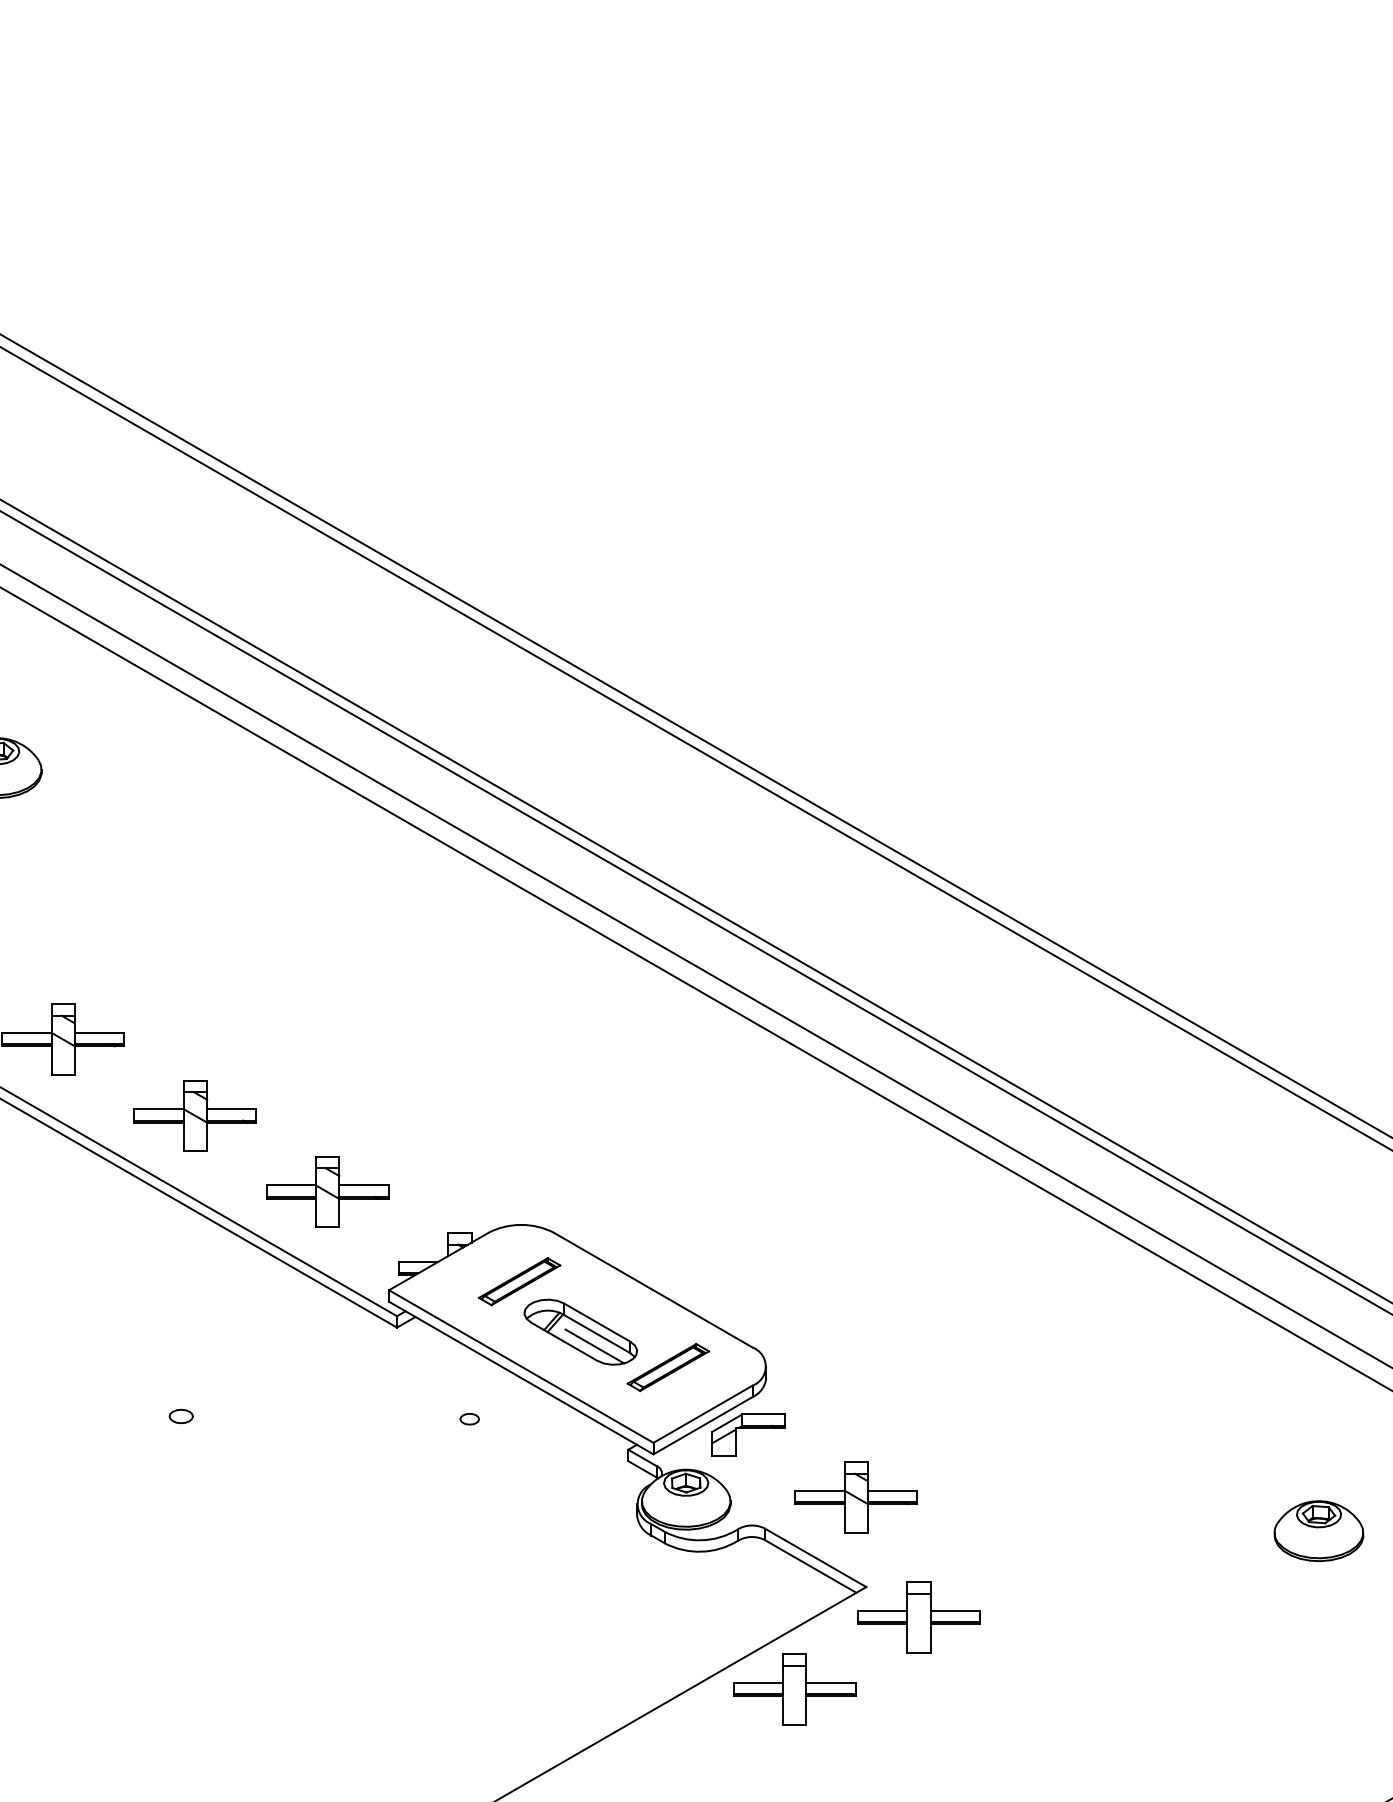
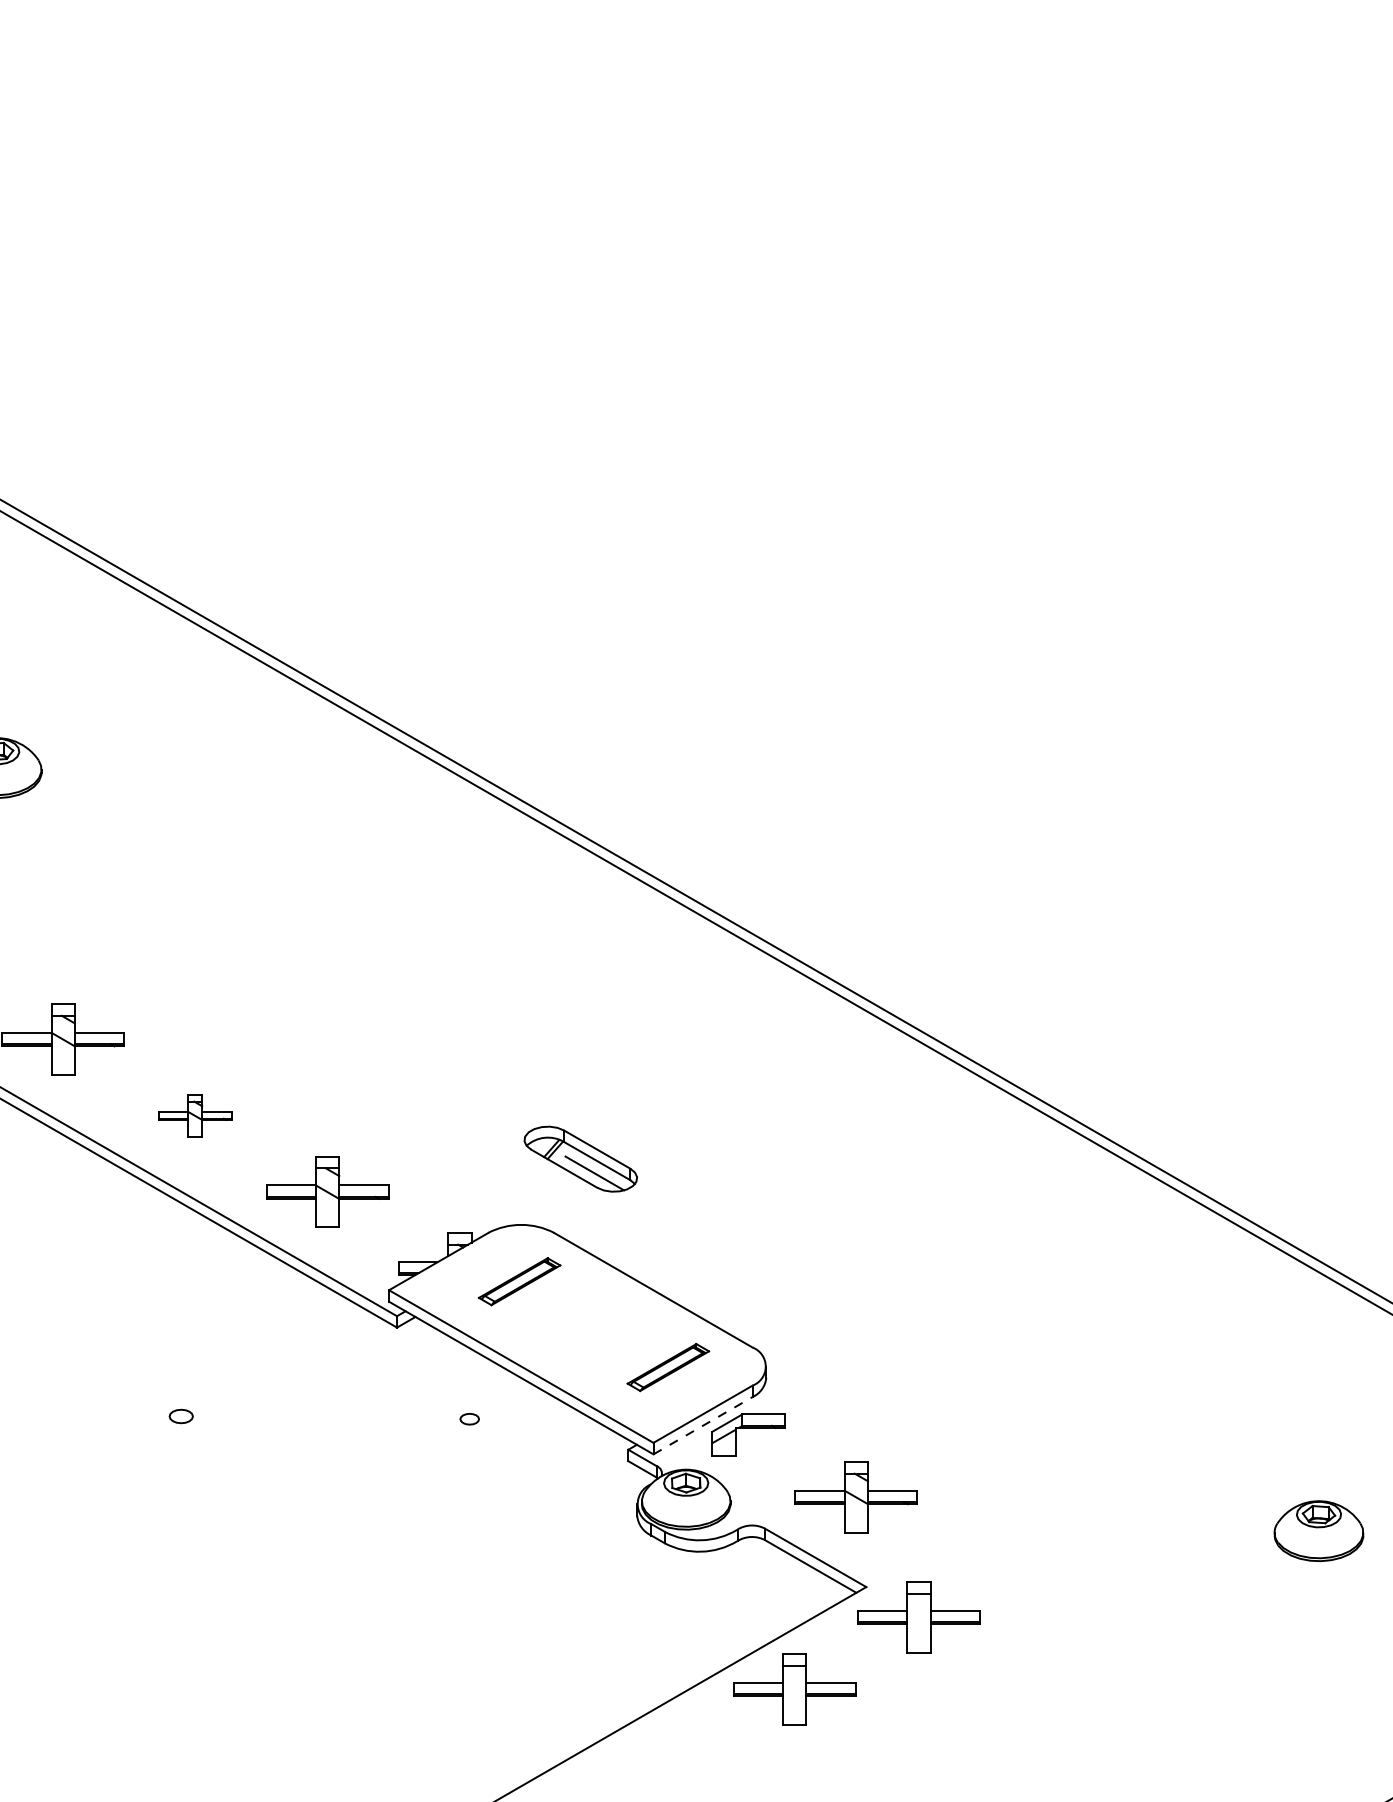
line: present -> none (695, 735)
line: present -> none (695, 748)
line: present -> none (695, 965)
line: present -> none (695, 988)
part size: 124x72 px -> 75x44 px (195, 1115)
part position: (580, 1331) -> (580, 1158) (580, 1158)
line: solid -> dashed (703, 1425)
